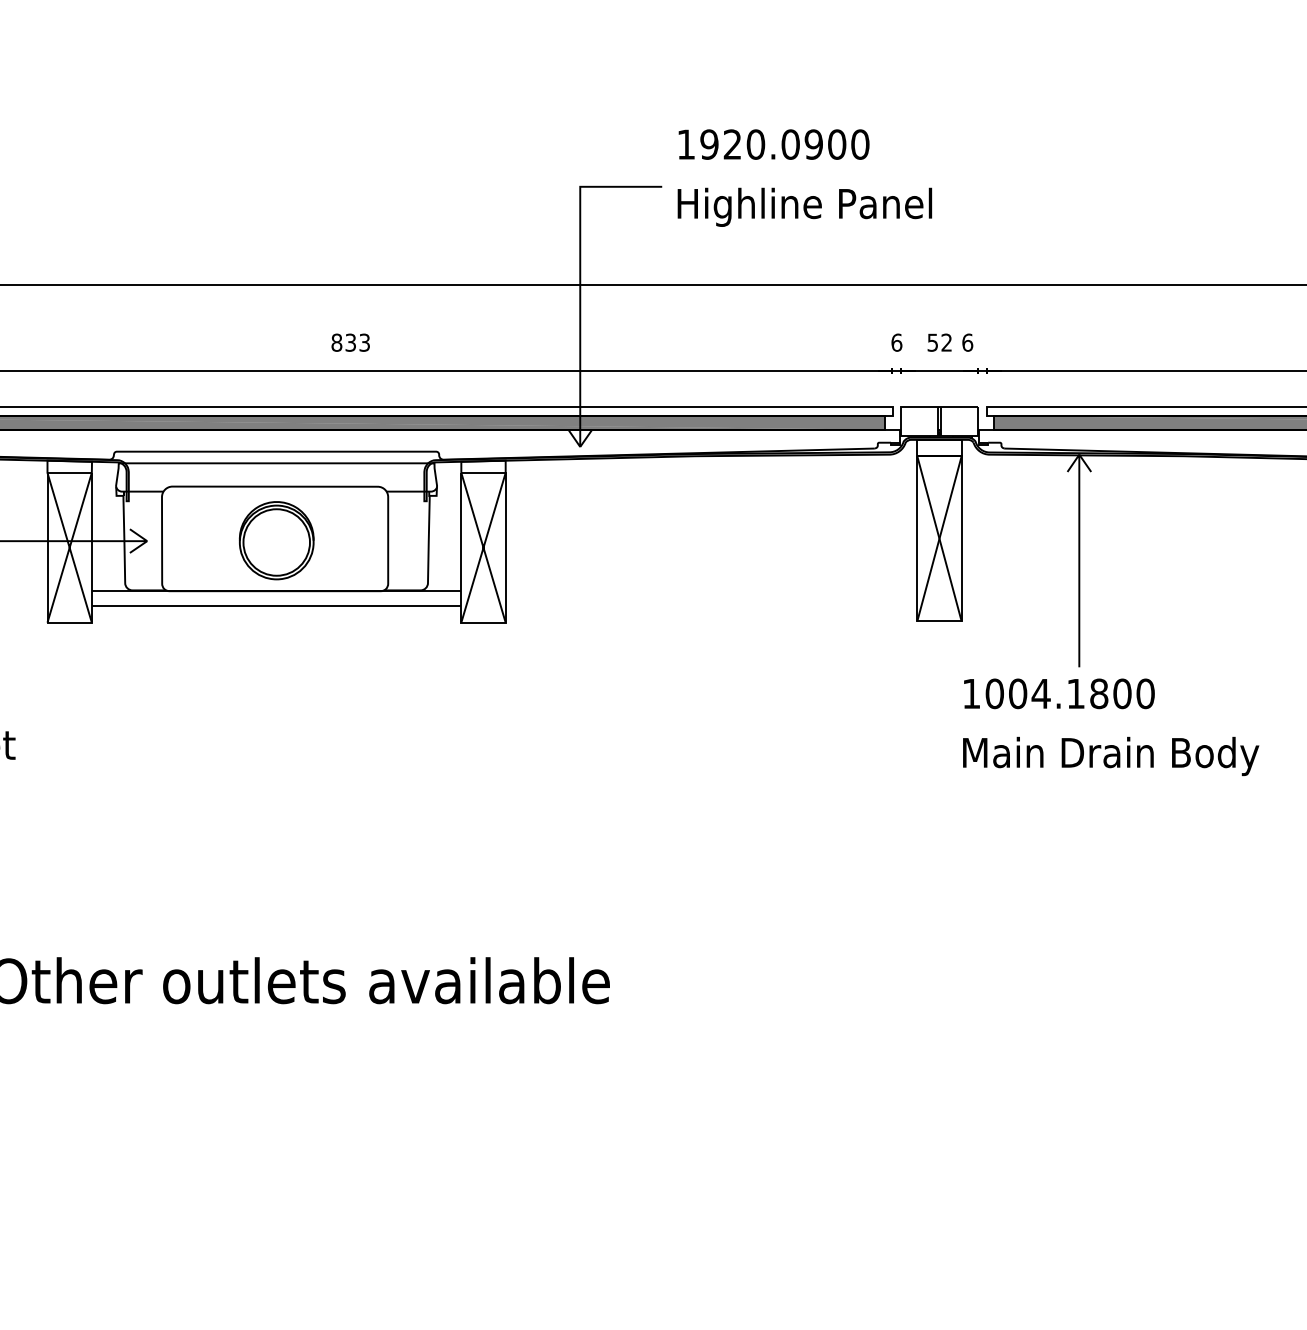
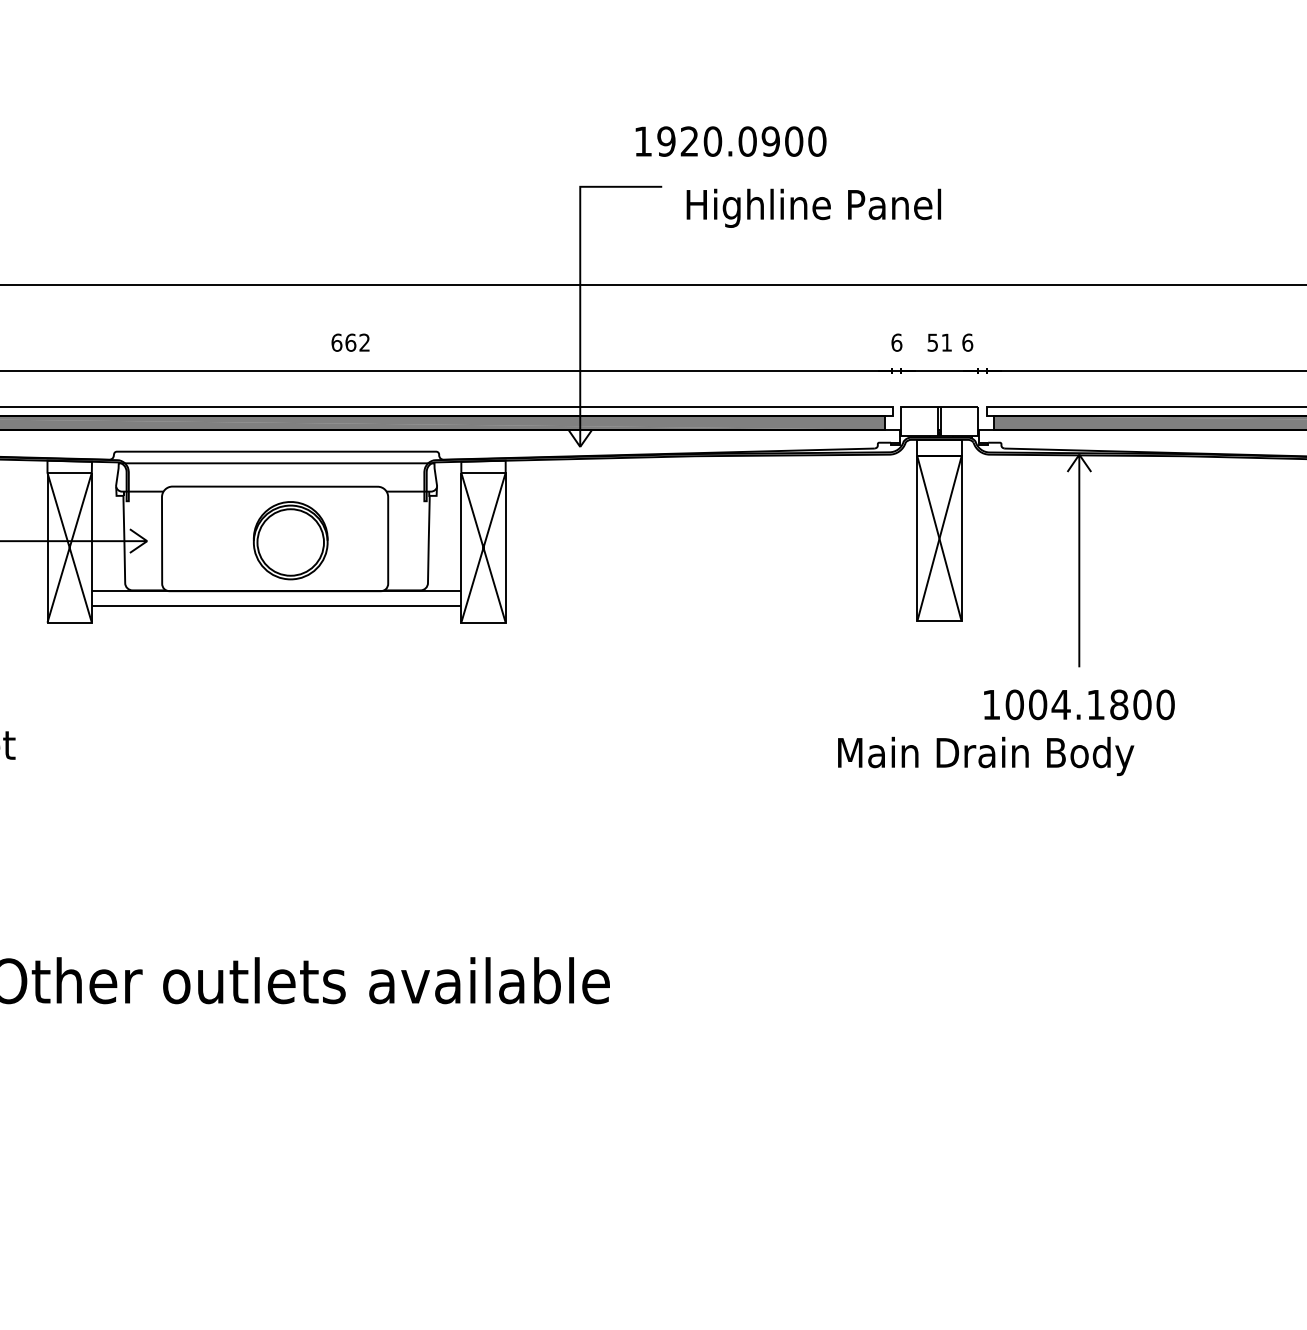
text position: (773, 144) -> (730, 141) (730, 141)
text position: (804, 206) -> (813, 207) (813, 207)
text: 833 -> 662 (350, 342)
text: 52 -> 51 (946, 342)
part position: (276, 540) -> (290, 540) (290, 540)
text position: (1059, 693) -> (1079, 704) (1079, 704)
text position: (1111, 755) -> (986, 755) (986, 755)
